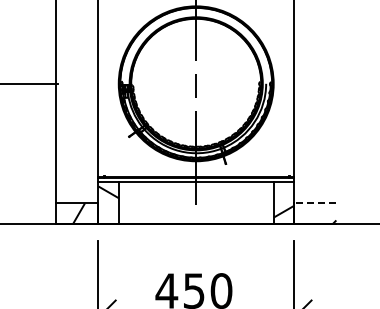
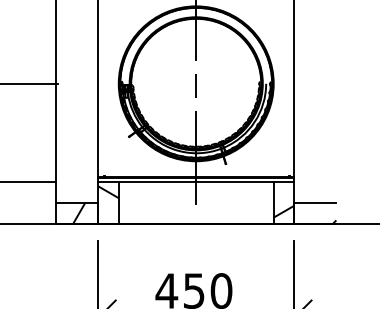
line: none -> present (29, 181)
line: dashed -> solid (314, 203)
